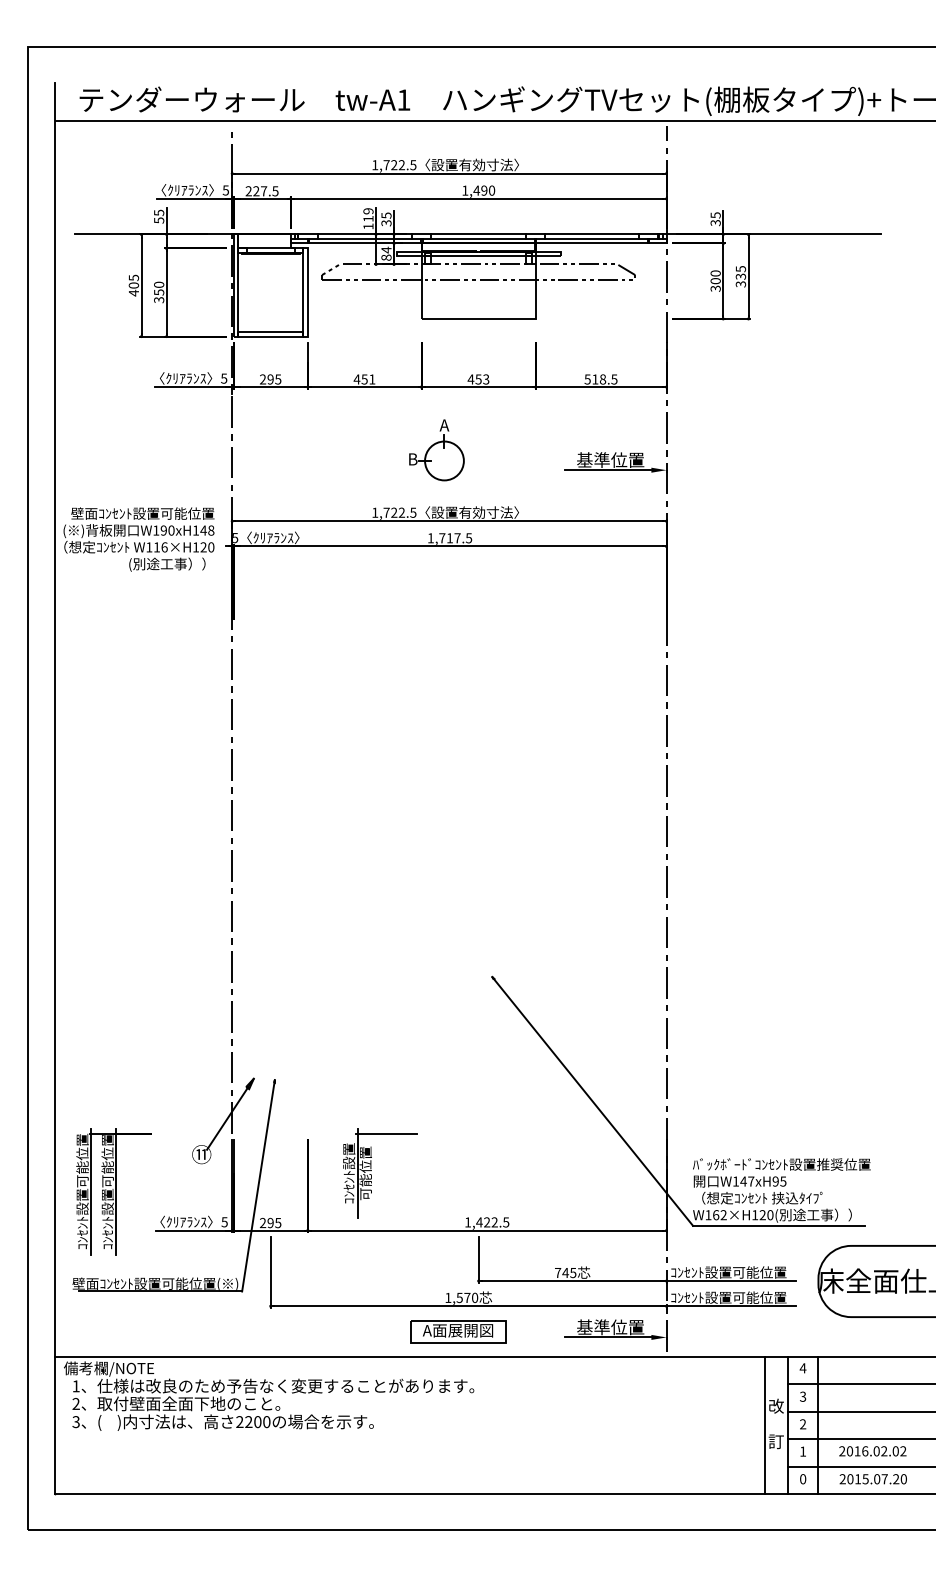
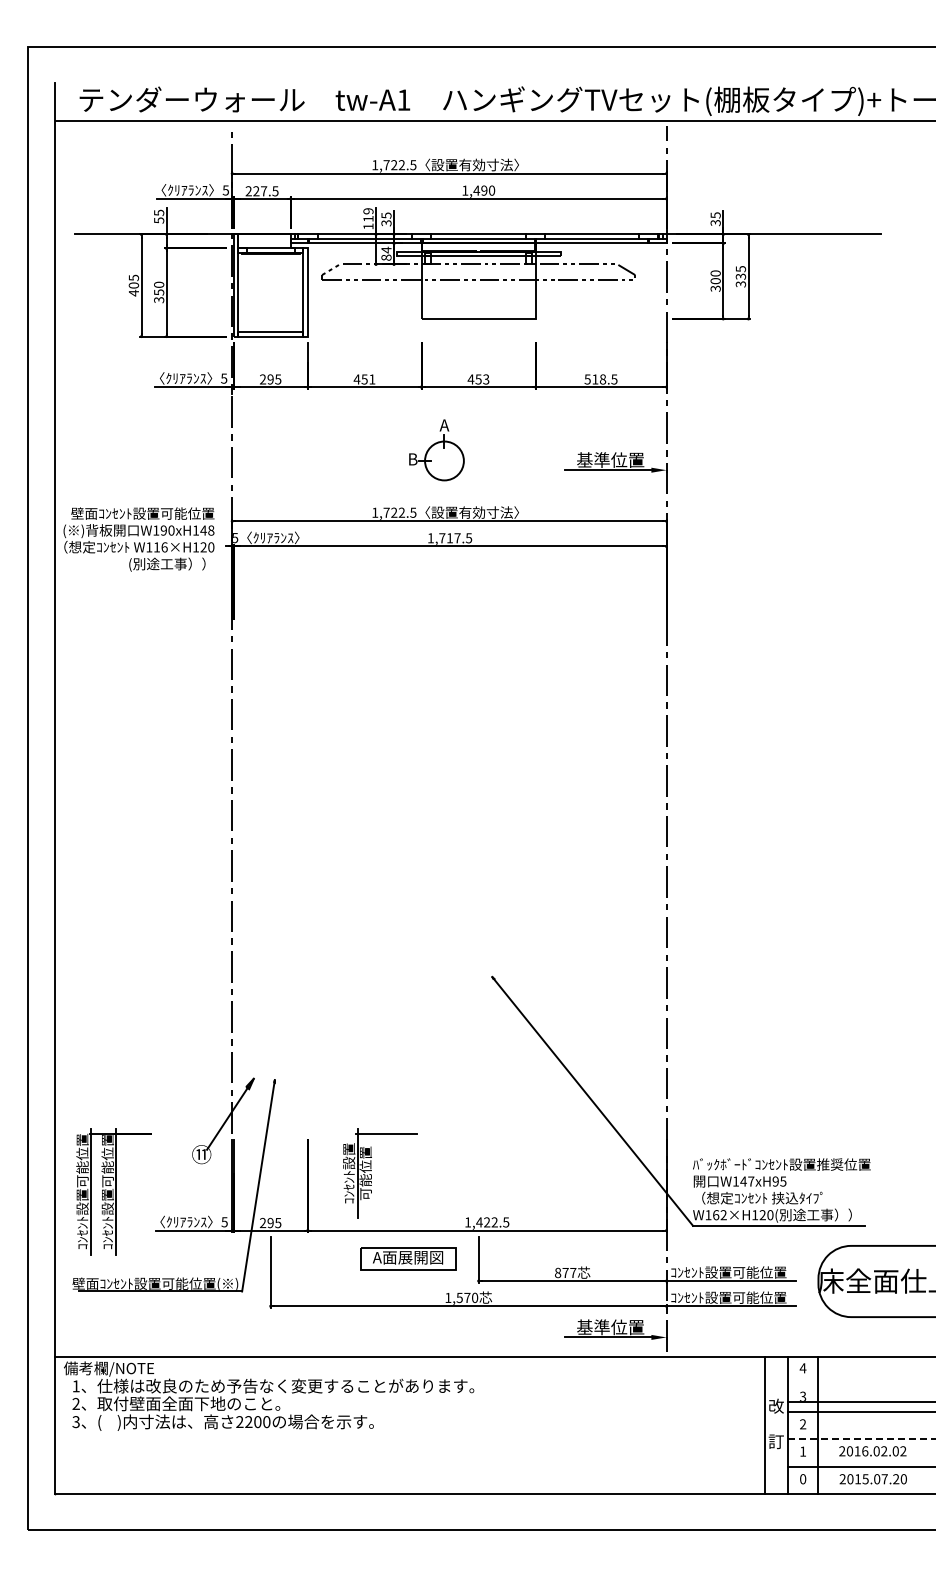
text: 745 -> 877 (565, 1272)
part position: (458, 1331) -> (408, 1258) (408, 1258)
line position: (859, 1384) -> (859, 1402) (859, 1402)
line: solid -> dashed (861, 1439)
